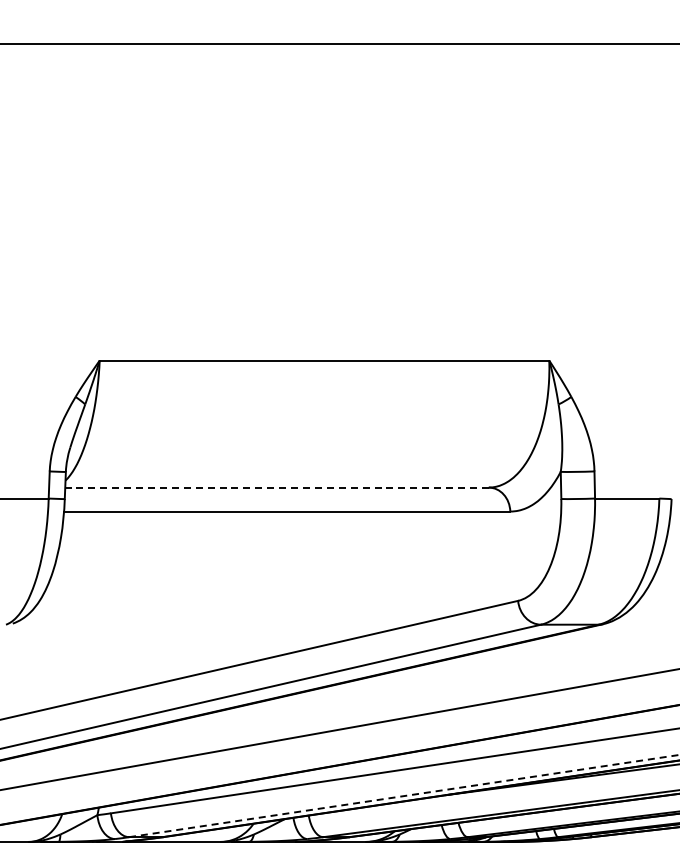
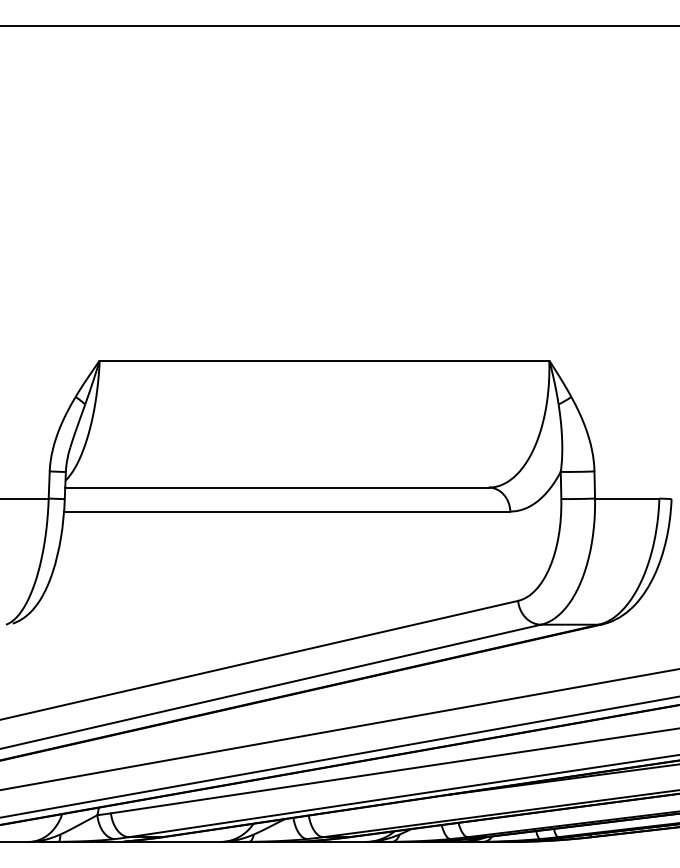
line position: (339, 44) -> (339, 26) (339, 26)
line: dashed -> solid (277, 487)
line: none -> present (339, 757)
line: dashed -> solid (404, 795)
